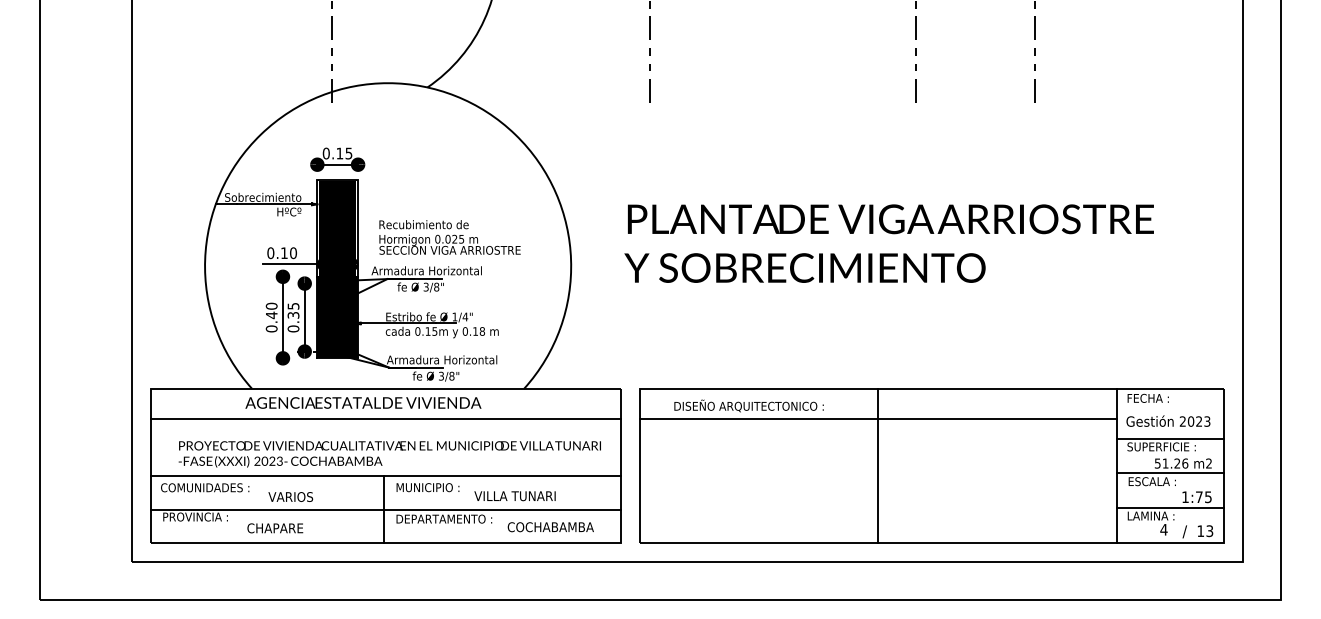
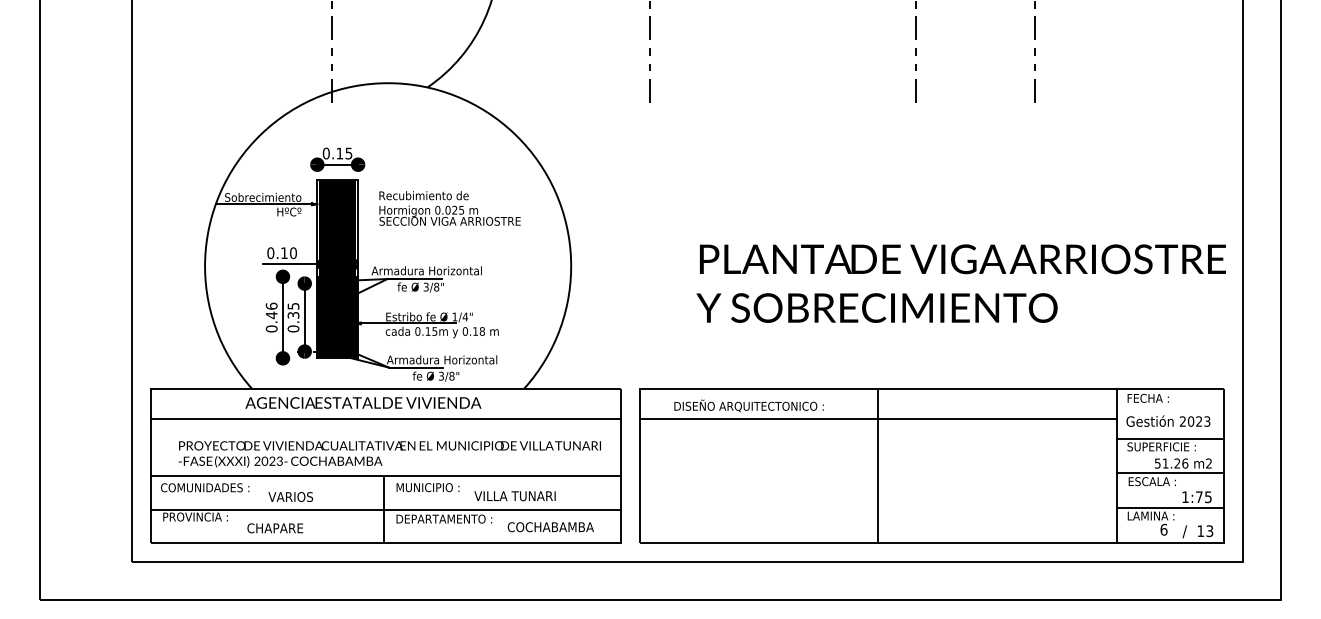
text position: (449, 237) -> (449, 208) (449, 208)
text position: (888, 243) -> (960, 283) (960, 283)
text: 0.40 -> 0.46 (271, 305)
text: 4 -> 6 (1163, 529)
